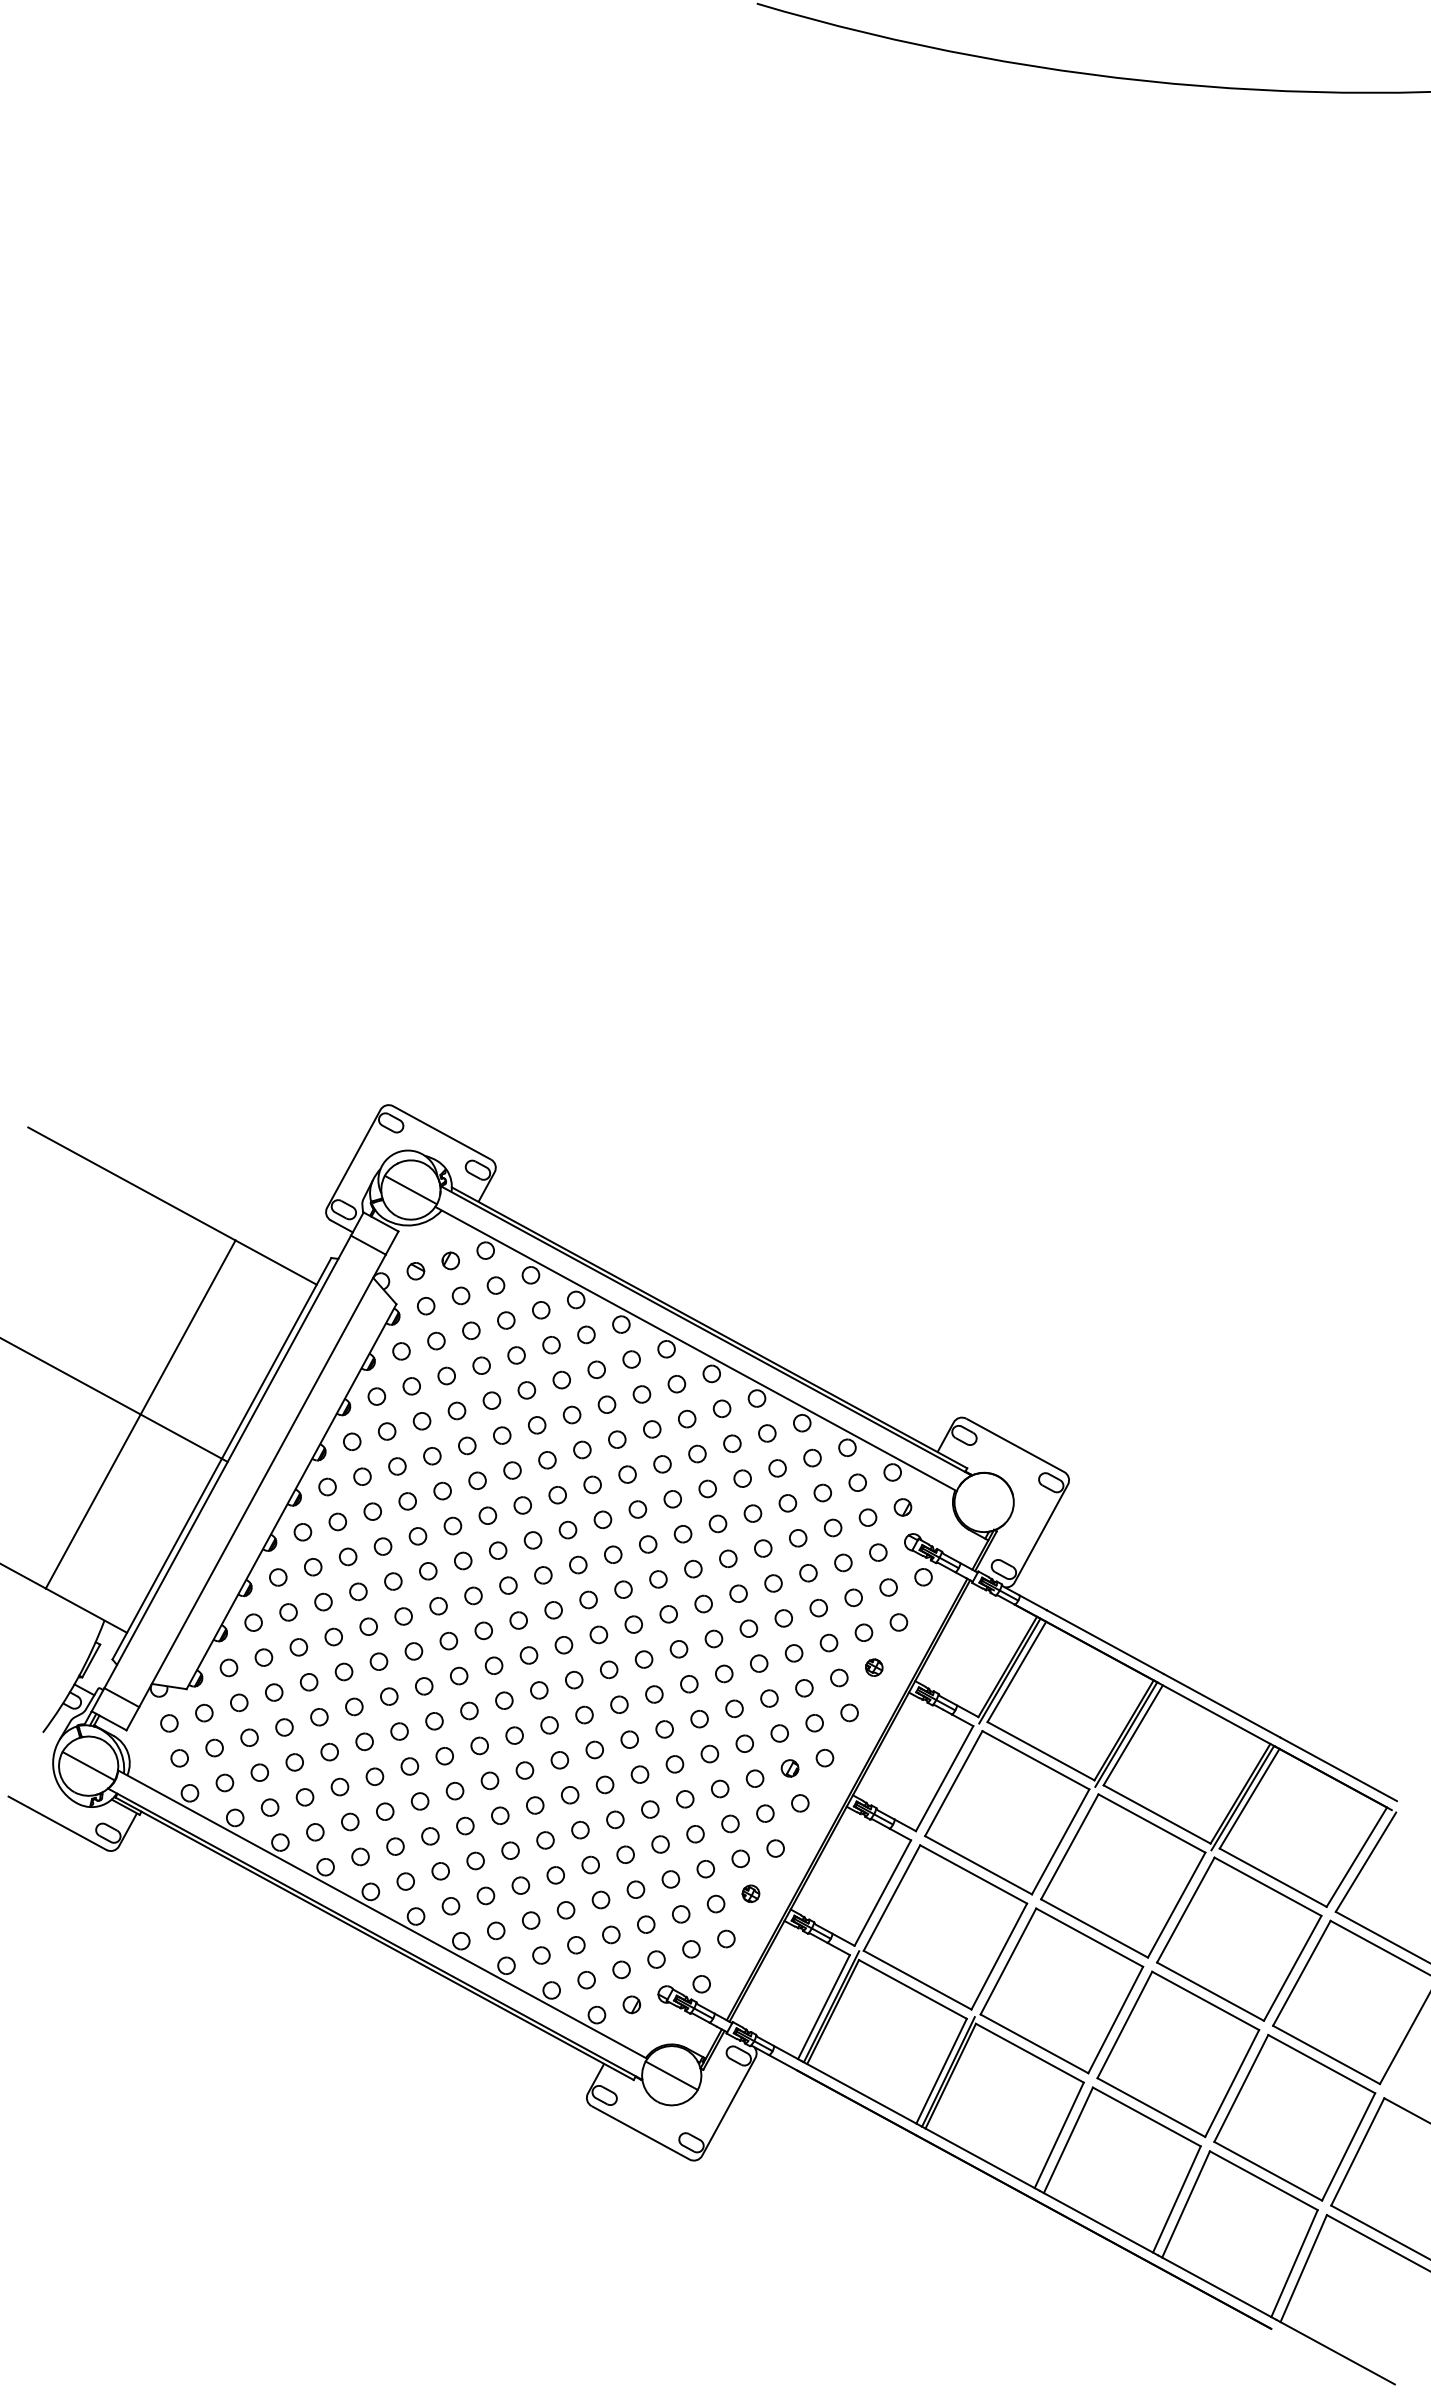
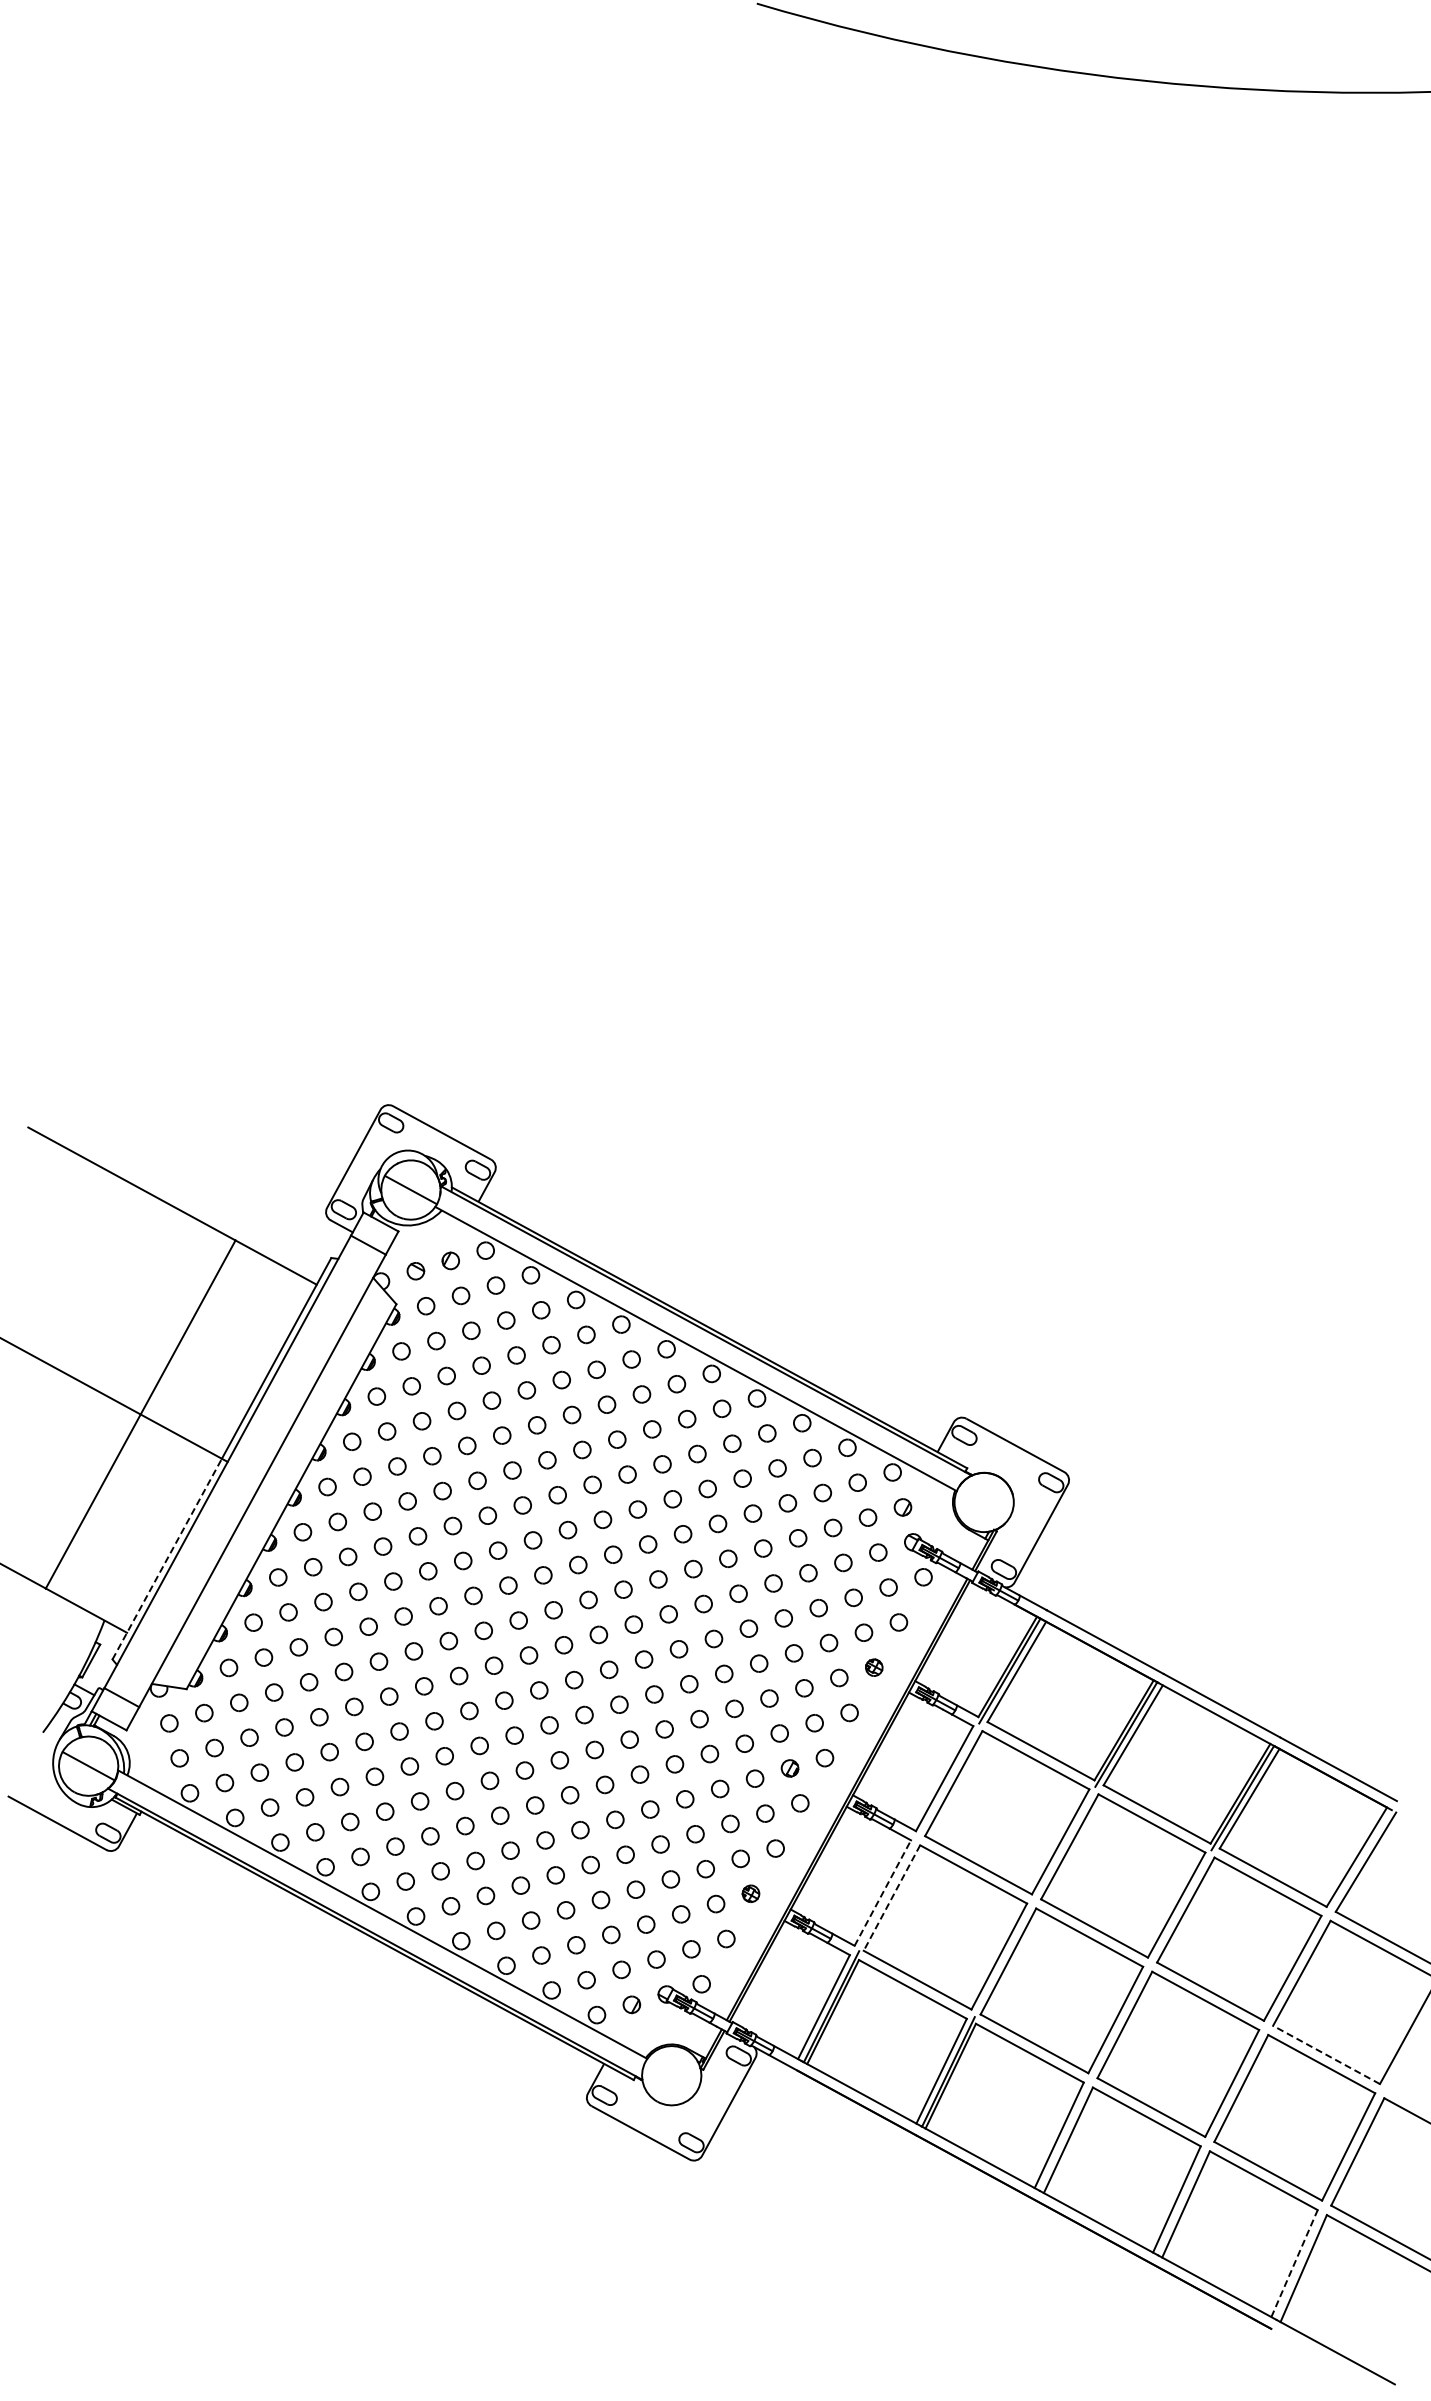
line: solid -> dashed (167, 1558)
line: solid -> dashed (882, 1893)
line: solid -> dashed (891, 1898)
line: solid -> dashed (1326, 2054)
line: present -> none (671, 2075)
line: solid -> dashed (1294, 2263)
